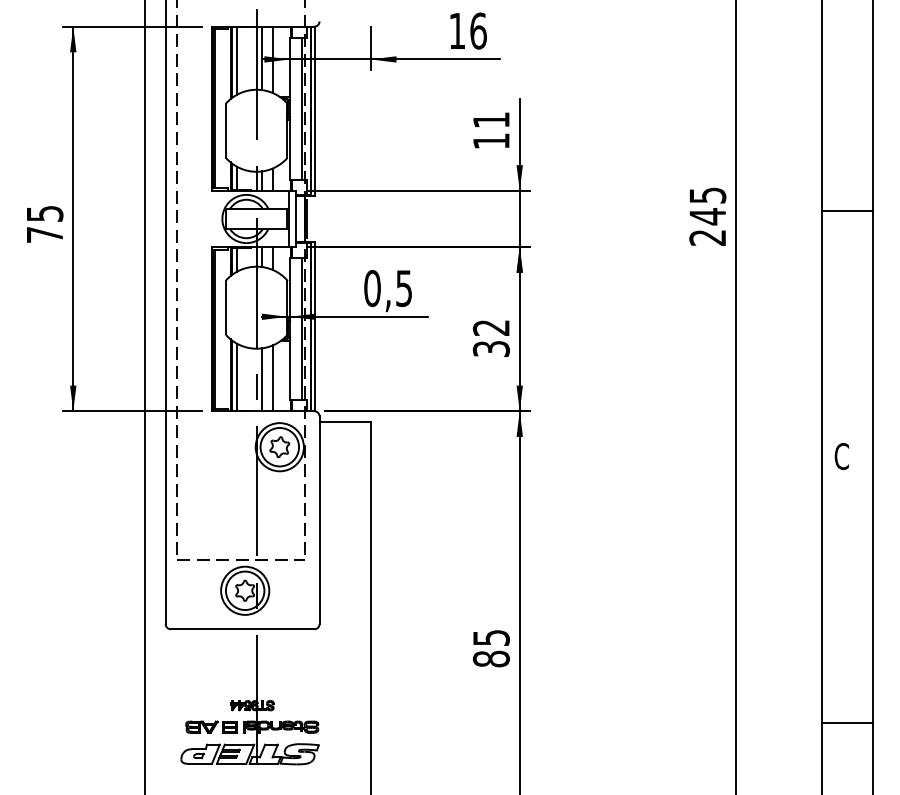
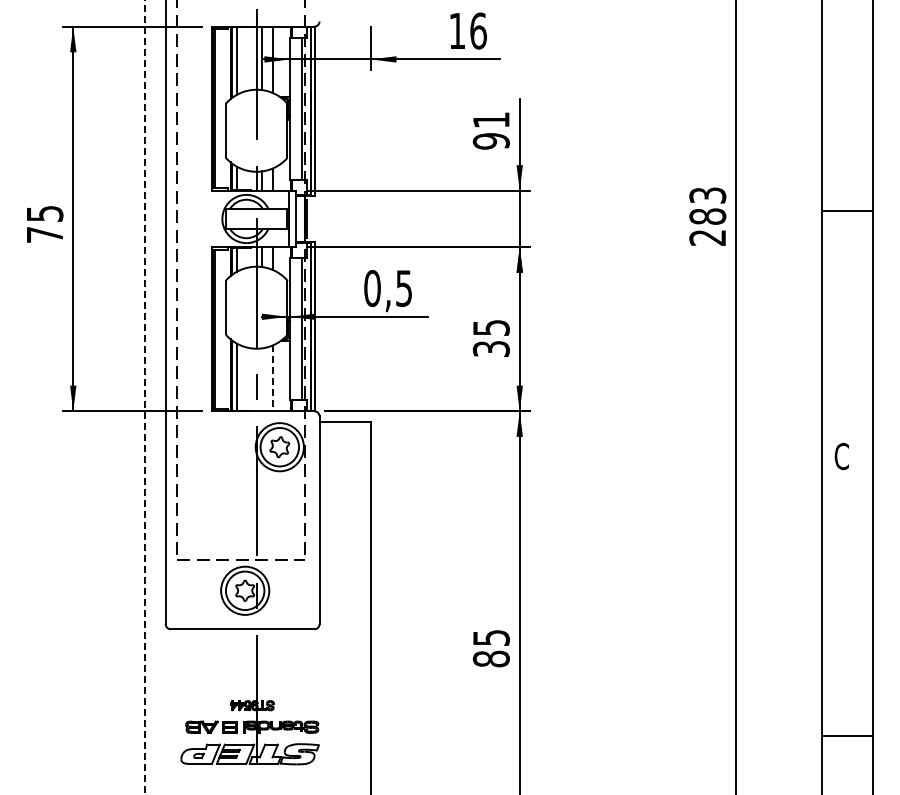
text: 11 -> 91 (490, 141)
text: 245 -> 283 (707, 206)
text: 32 -> 35 (490, 327)
line: solid -> dashed (272, 378)
line: present -> none (262, 379)
line: solid -> dashed (145, 396)
line position: (846, 723) -> (846, 736) (846, 736)
